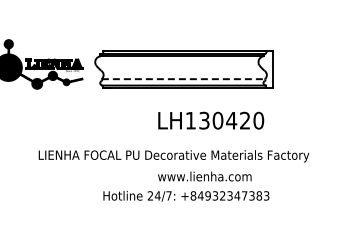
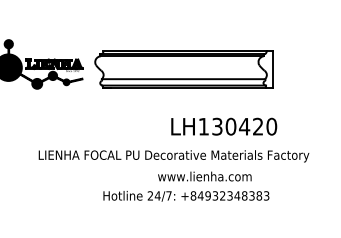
line: dashed -> solid (183, 79)
text position: (211, 120) -> (224, 126) (224, 126)
text: +84932347383 -> +84932348383 (244, 195)
